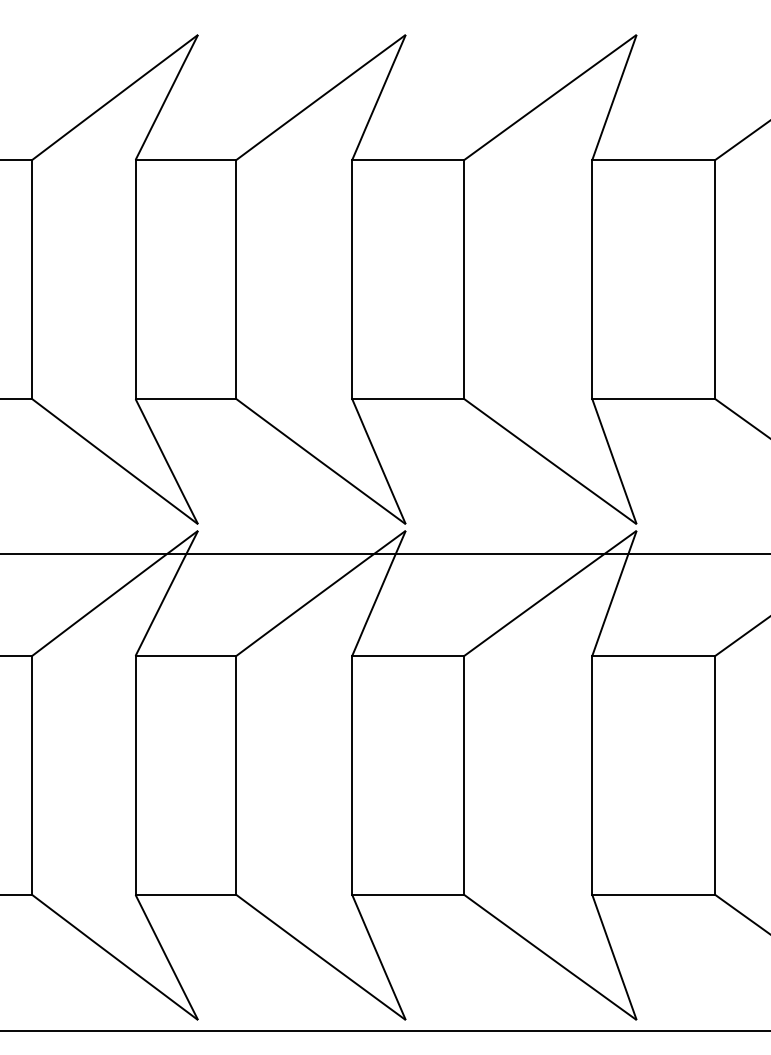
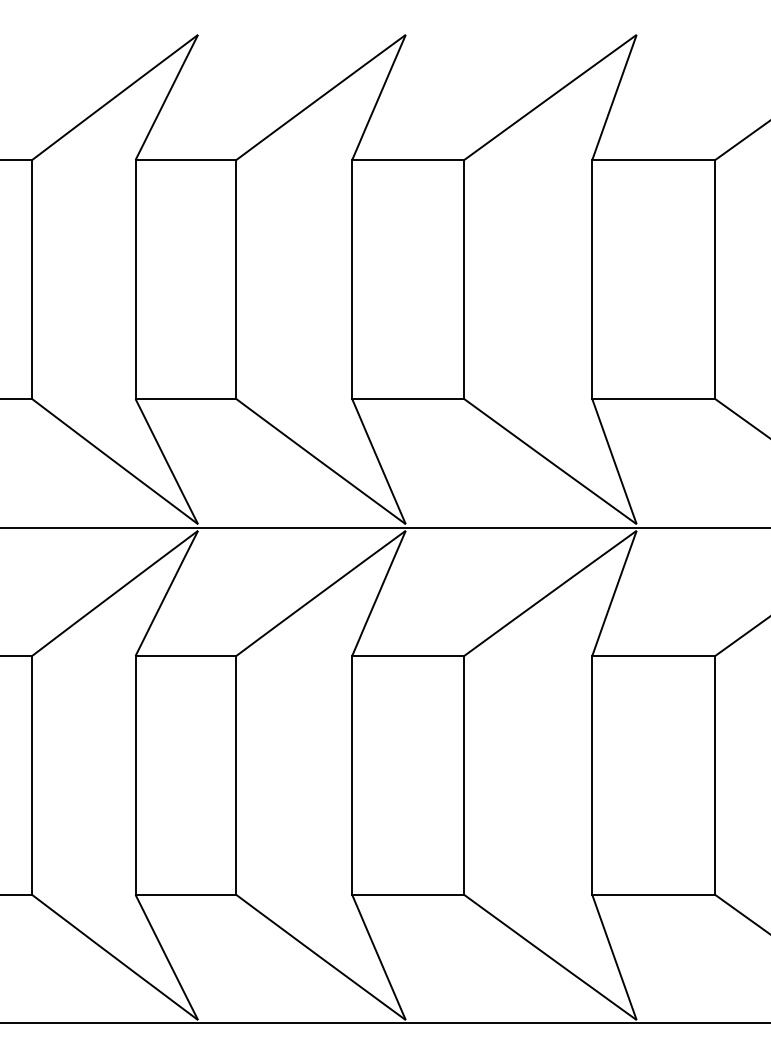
line position: (384, 553) -> (384, 527) (384, 527)
line position: (384, 1031) -> (384, 1023) (384, 1023)
